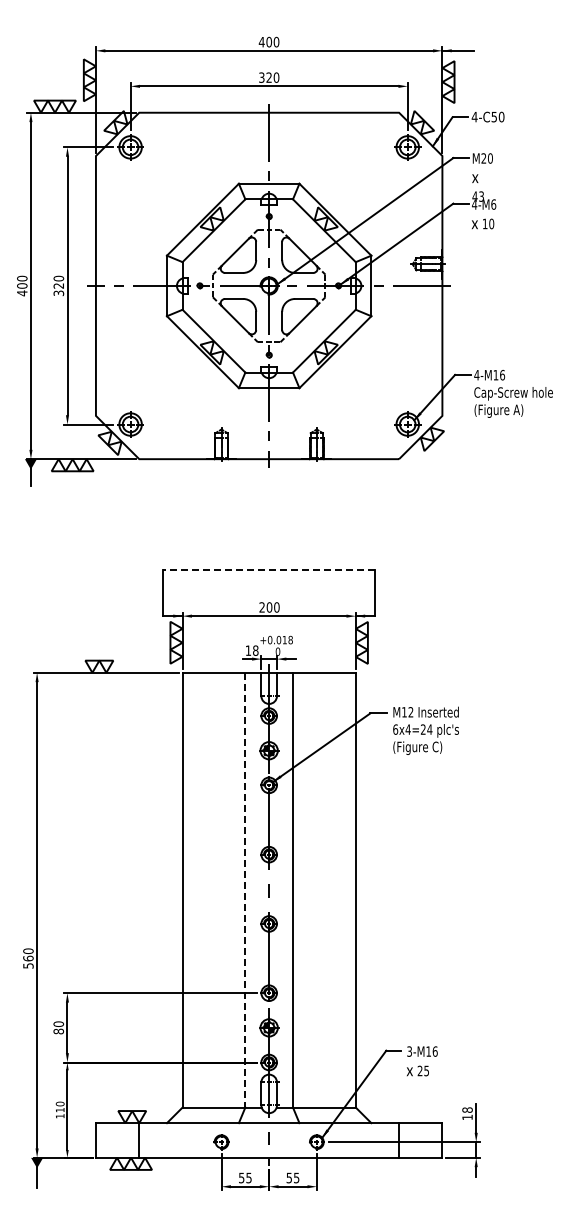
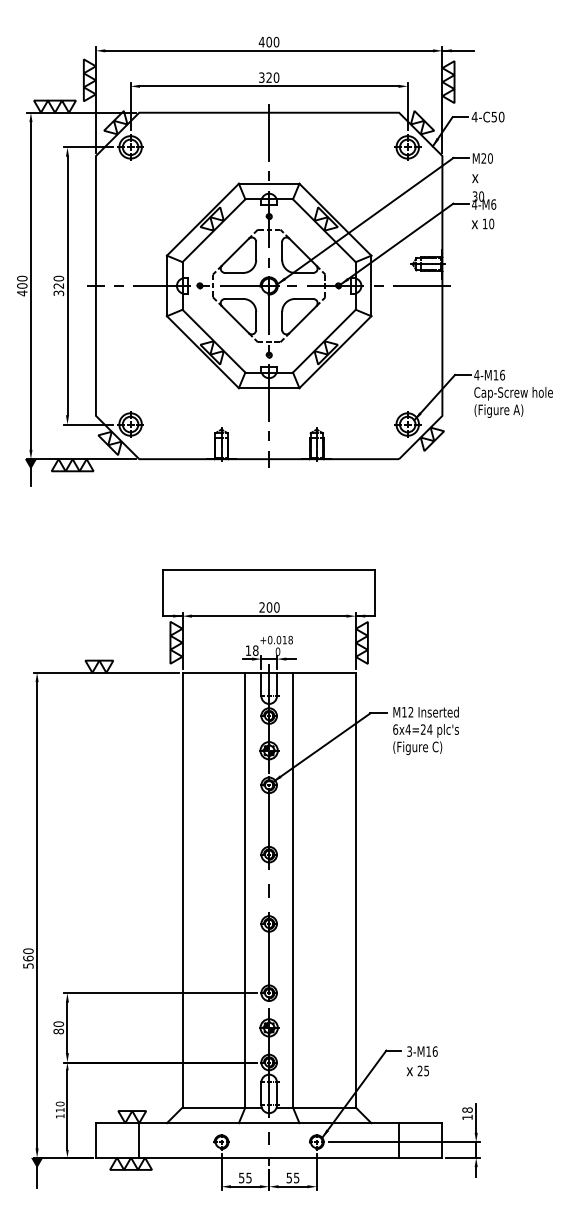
text: 43 -> 30 (478, 196)
line: dashed -> solid (268, 570)
line: dashed -> solid (245, 890)
